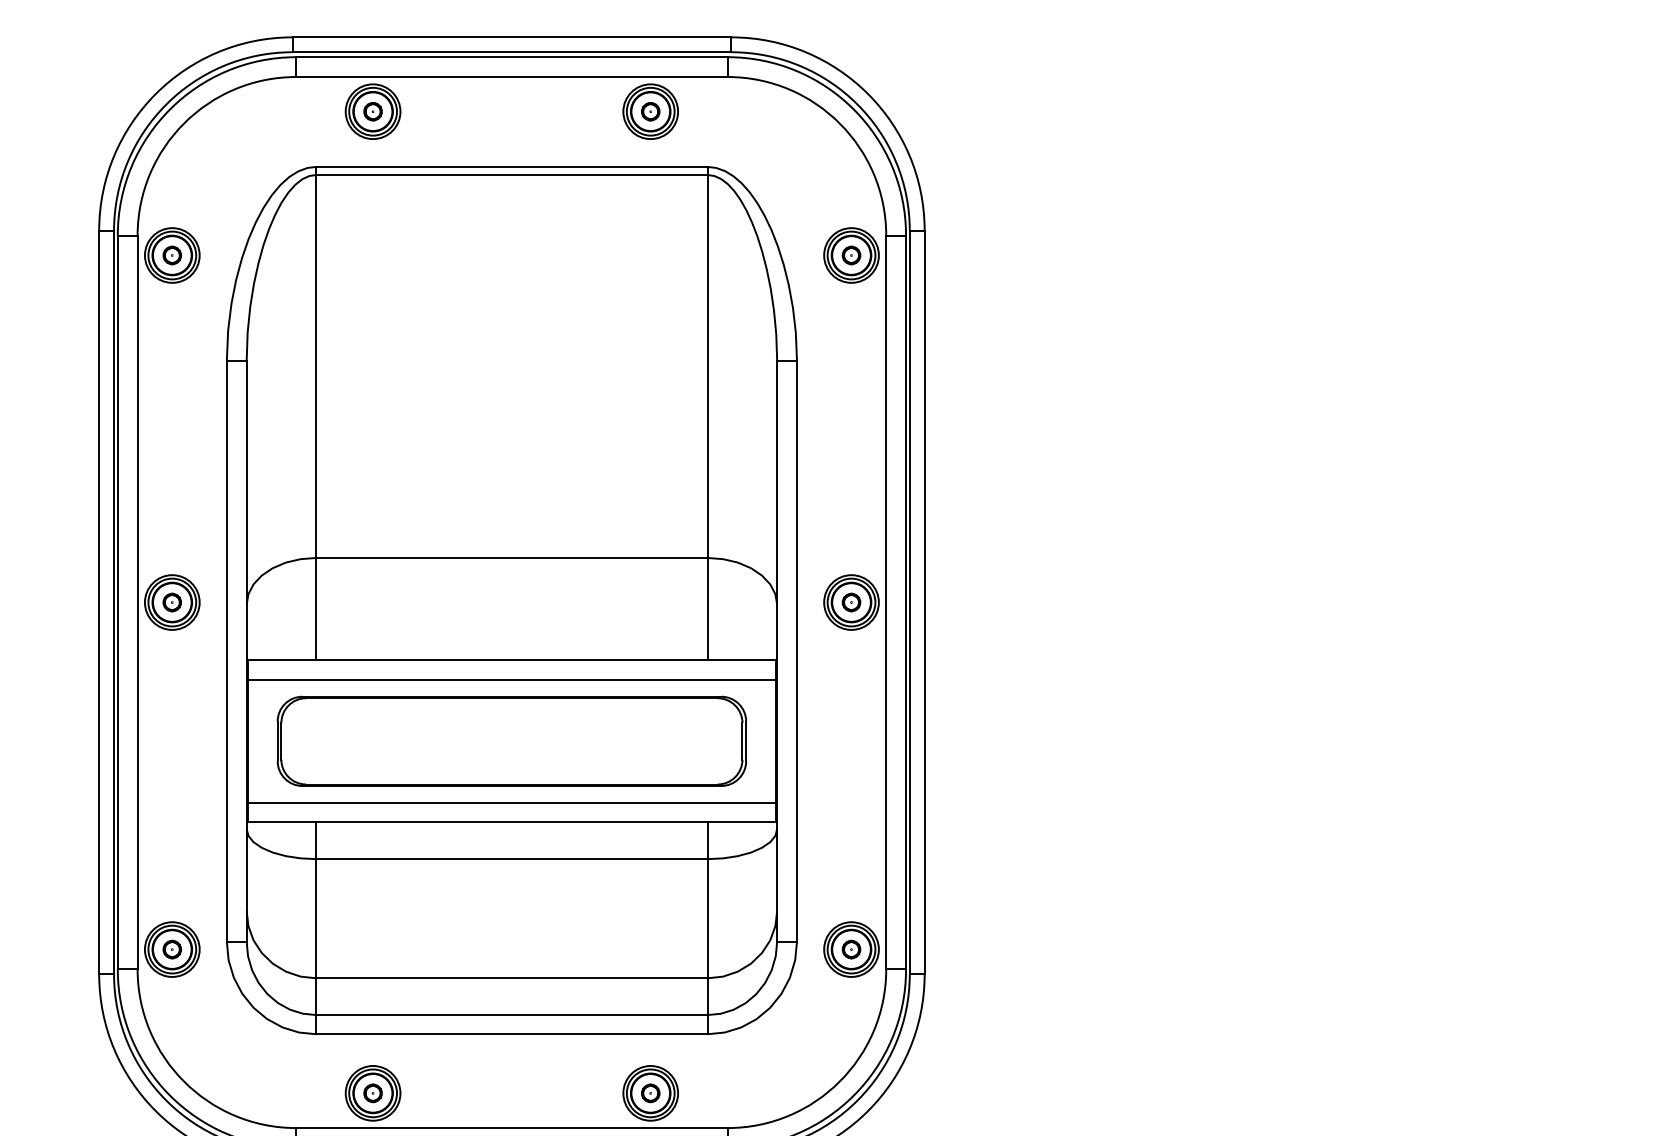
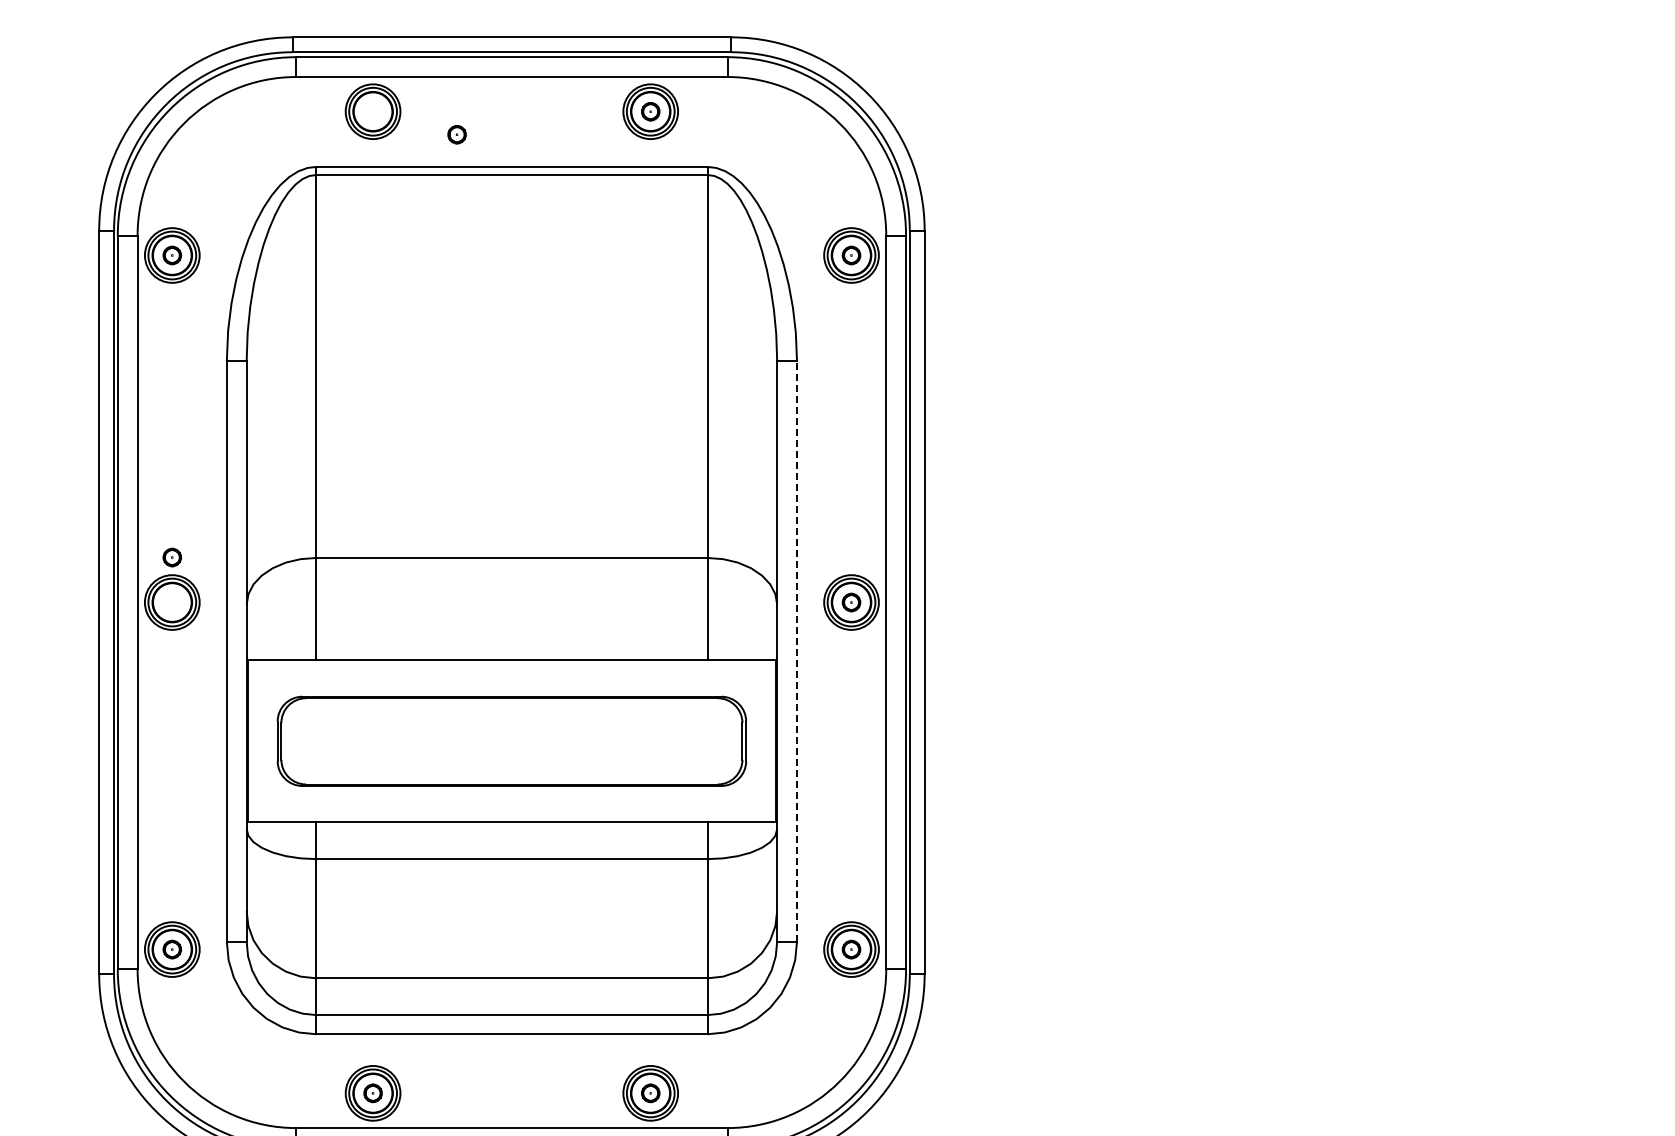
part position: (372, 111) -> (456, 134) (456, 134)
part position: (171, 602) -> (171, 557) (171, 557)
line: solid -> dashed (797, 650)
line: present -> none (511, 680)
line: present -> none (511, 802)
